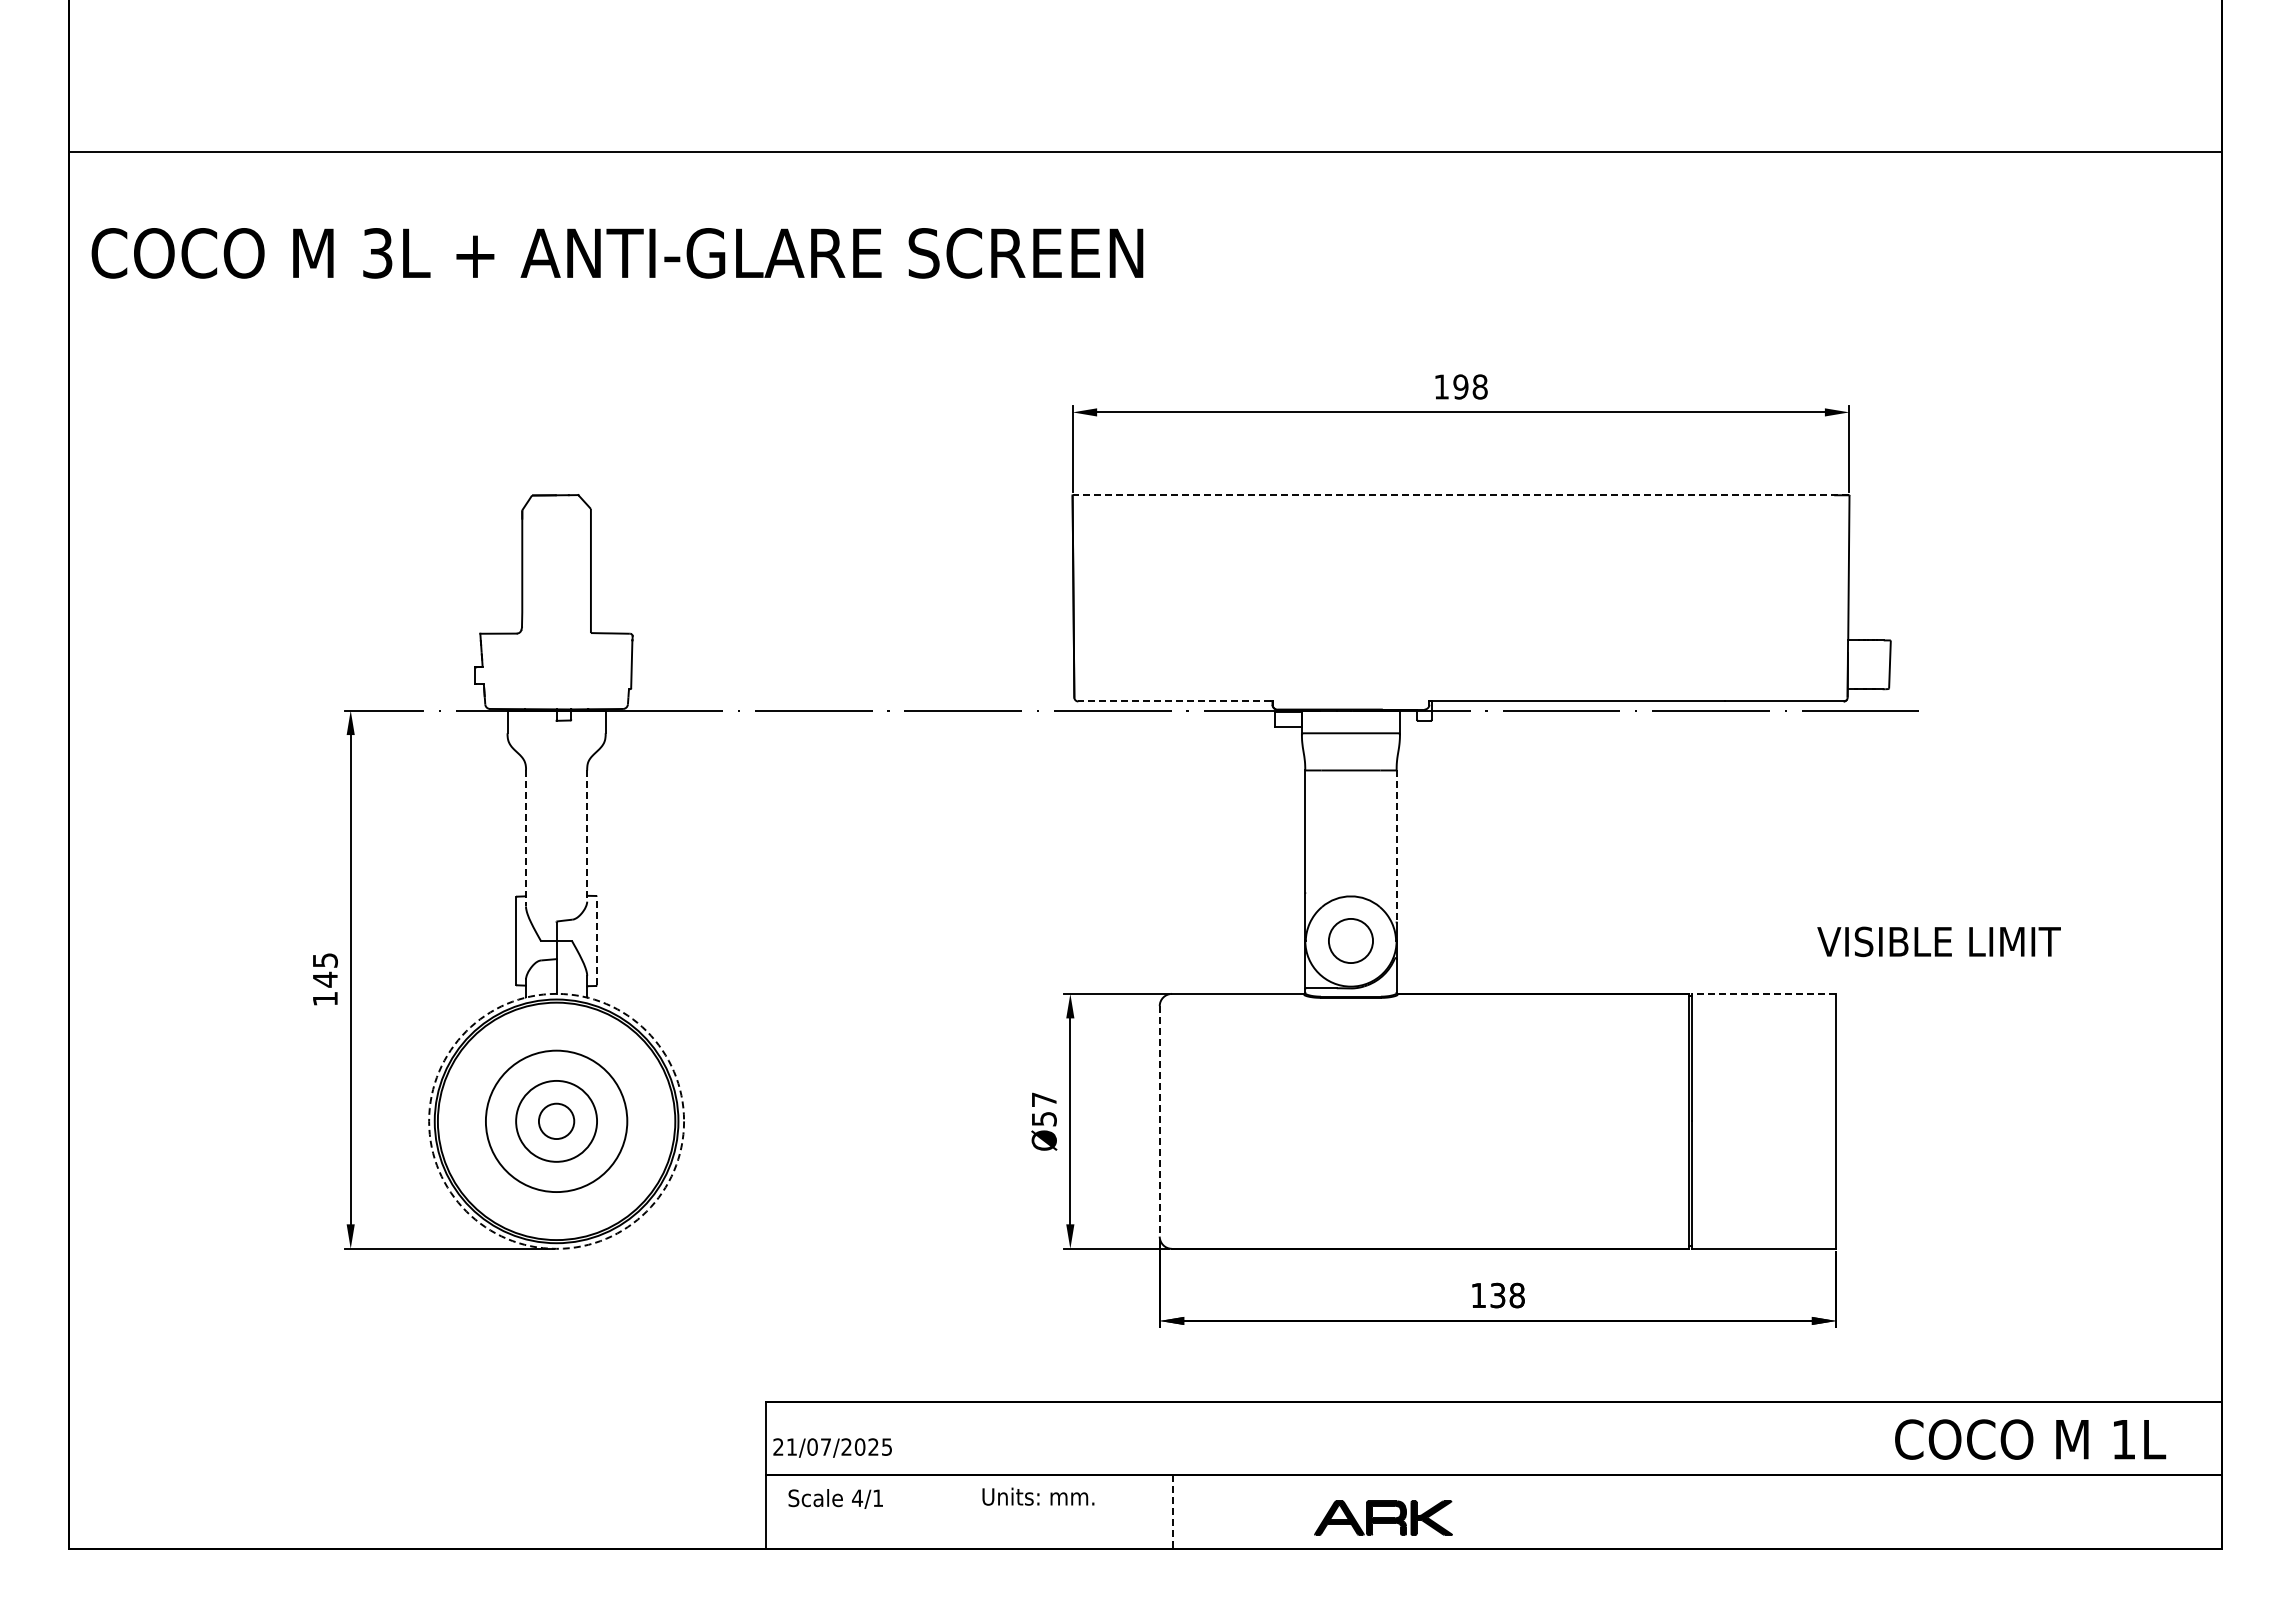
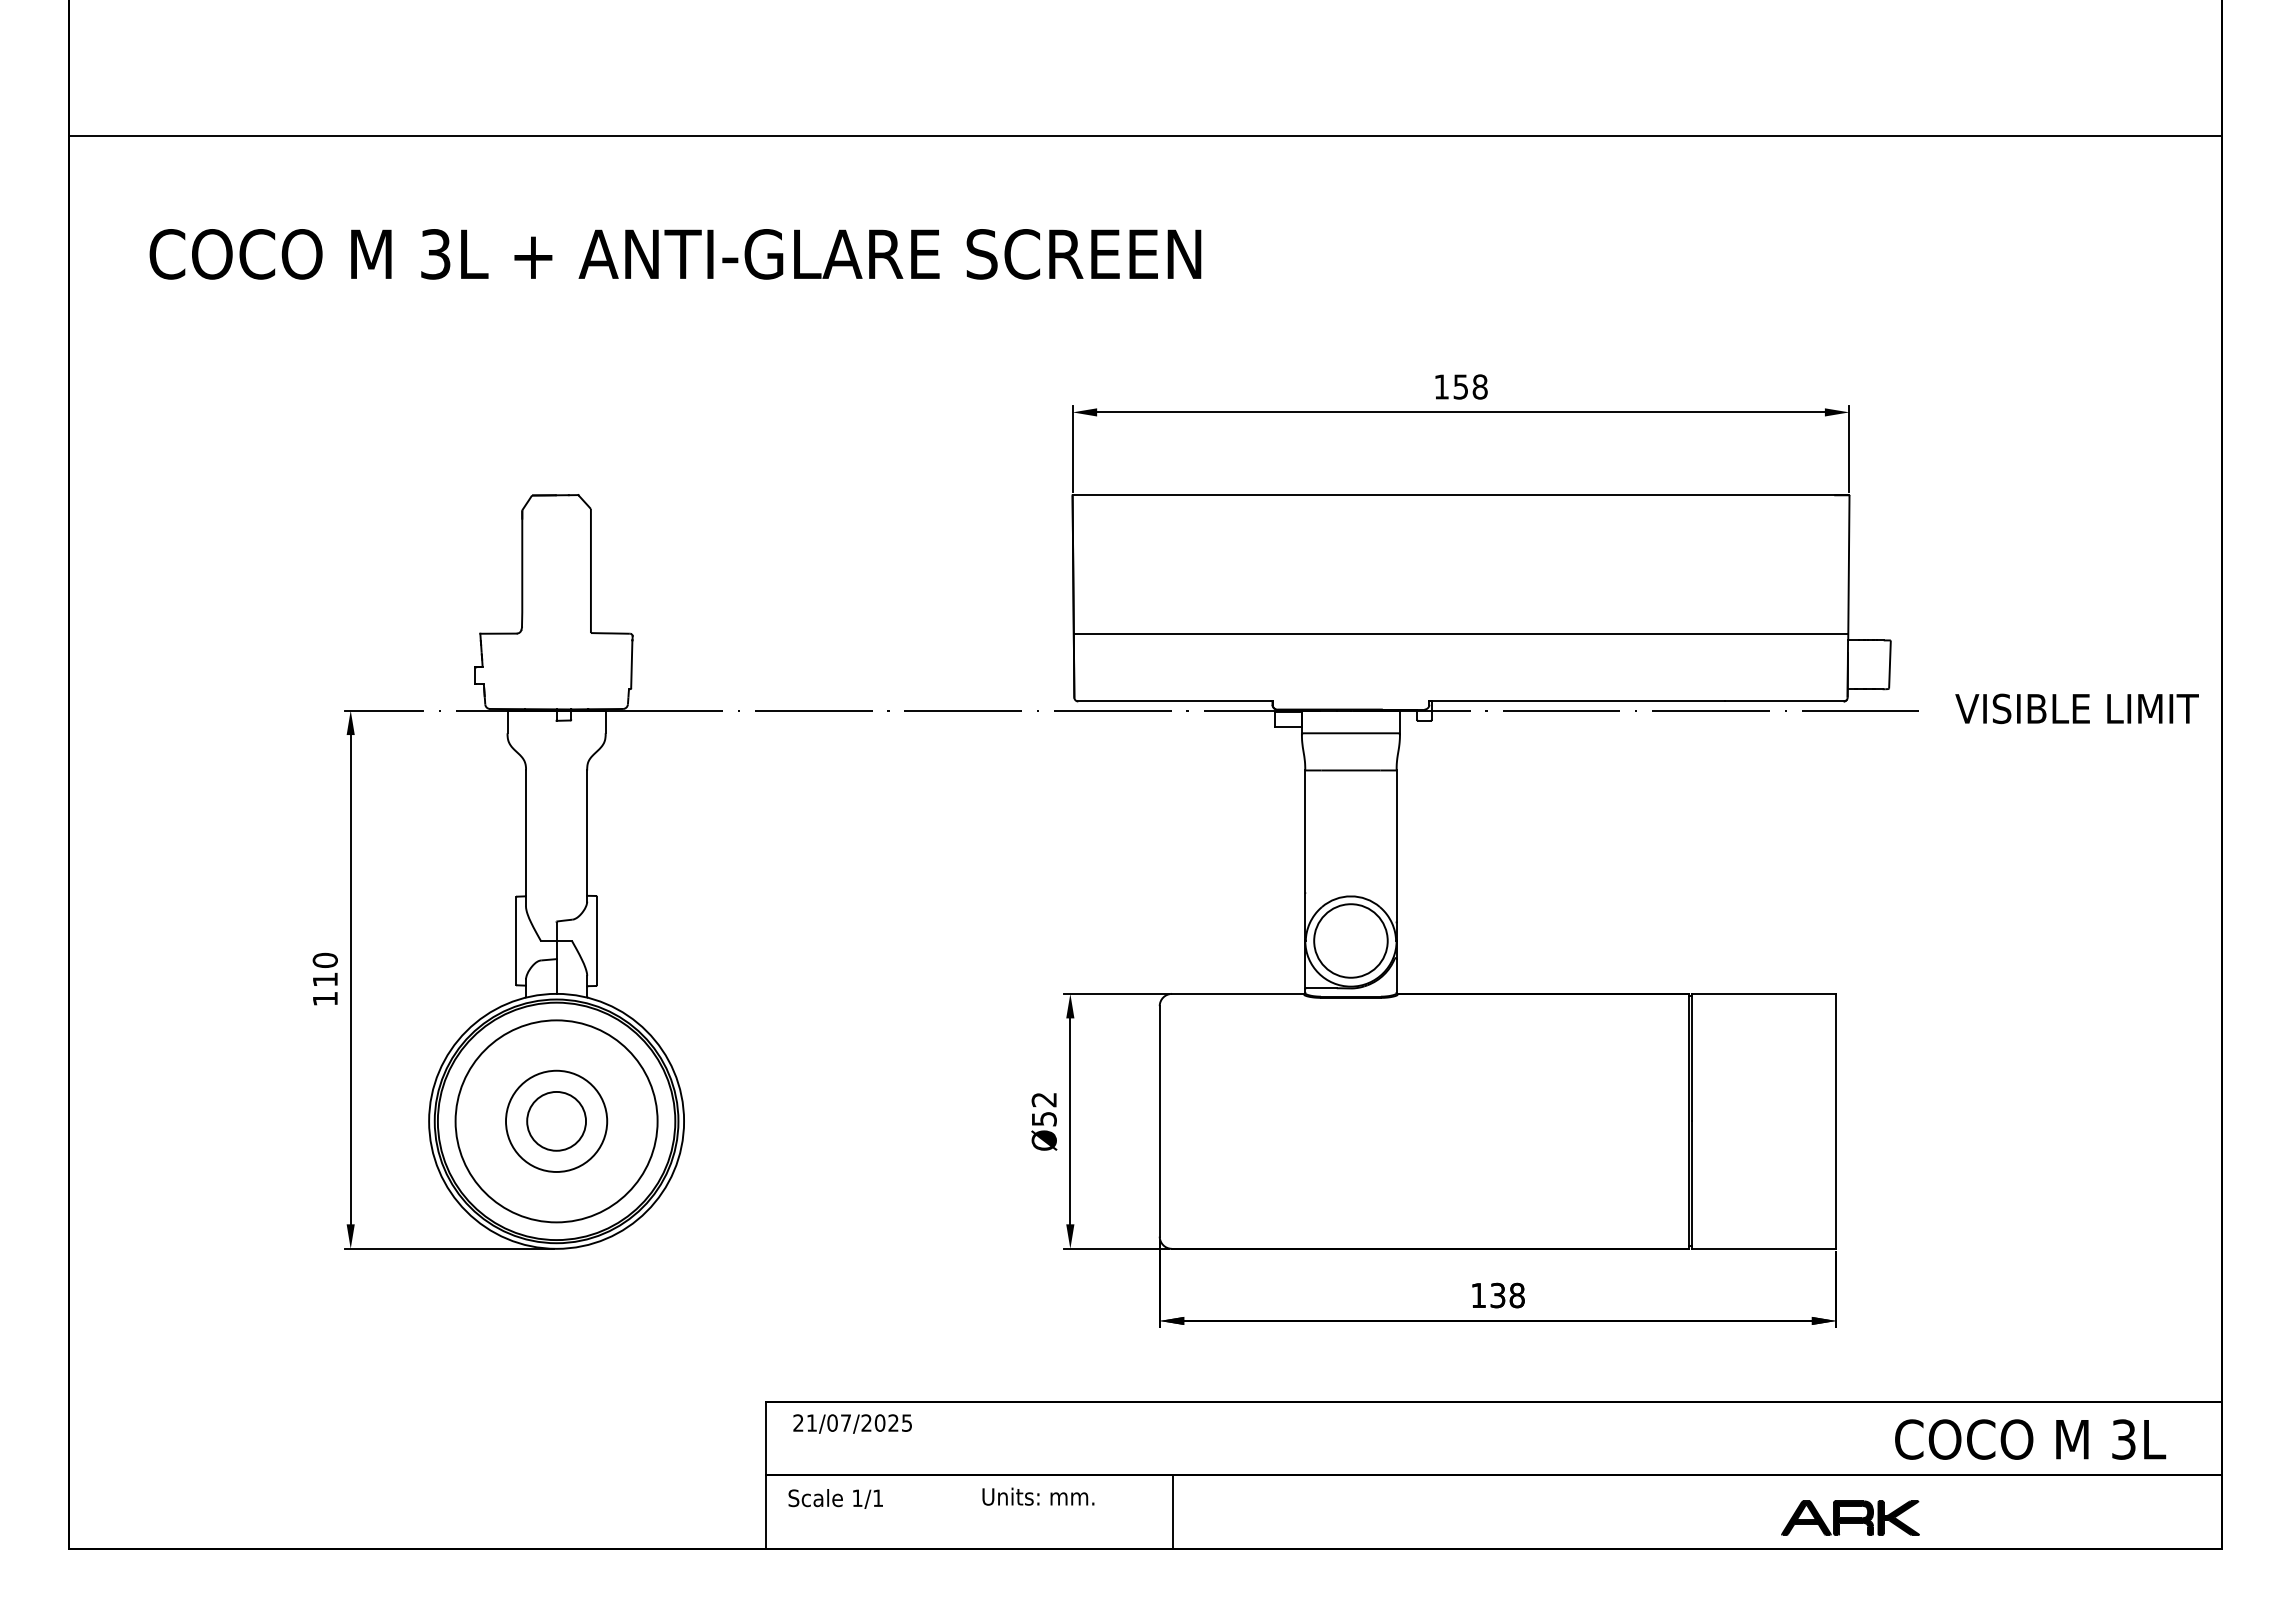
line position: (1145, 152) -> (1145, 136) (1145, 136)
text position: (617, 253) -> (675, 254) (675, 254)
text: 198 -> 158 (1460, 386)
line: dashed -> solid (1460, 495)
line: none -> present (1460, 633)
line: dashed -> solid (1173, 701)
line: dashed -> solid (587, 836)
line: dashed -> solid (526, 838)
line: dashed -> solid (1396, 845)
line: dashed -> solid (596, 940)
circle diameter: 44 px -> 74 px (1350, 940)
text position: (1938, 941) -> (2076, 708) (2076, 708)
text: 145 -> 110 (324, 969)
line: dashed -> solid (1763, 993)
text: Ø57 -> Ø52 (1043, 1099)
circle diameter: 81 px -> 101 px (556, 1120)
circle: dashed -> solid (556, 1120)
circle diameter: 141 px -> 202 px (556, 1121)
circle diameter: 35 px -> 59 px (556, 1120)
line: dashed -> solid (1159, 1121)
text: 1L -> 3L (2123, 1439)
text position: (832, 1447) -> (852, 1423) (852, 1423)
text: 4/1 -> 1/1 (857, 1497)
line: dashed -> solid (1173, 1512)
part position: (1383, 1517) -> (1850, 1517) (1850, 1517)
